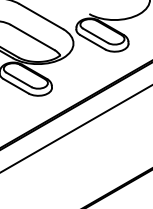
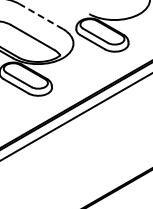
line: solid -> dashed (40, 16)
line position: (75, 128) -> (75, 116) (75, 116)
